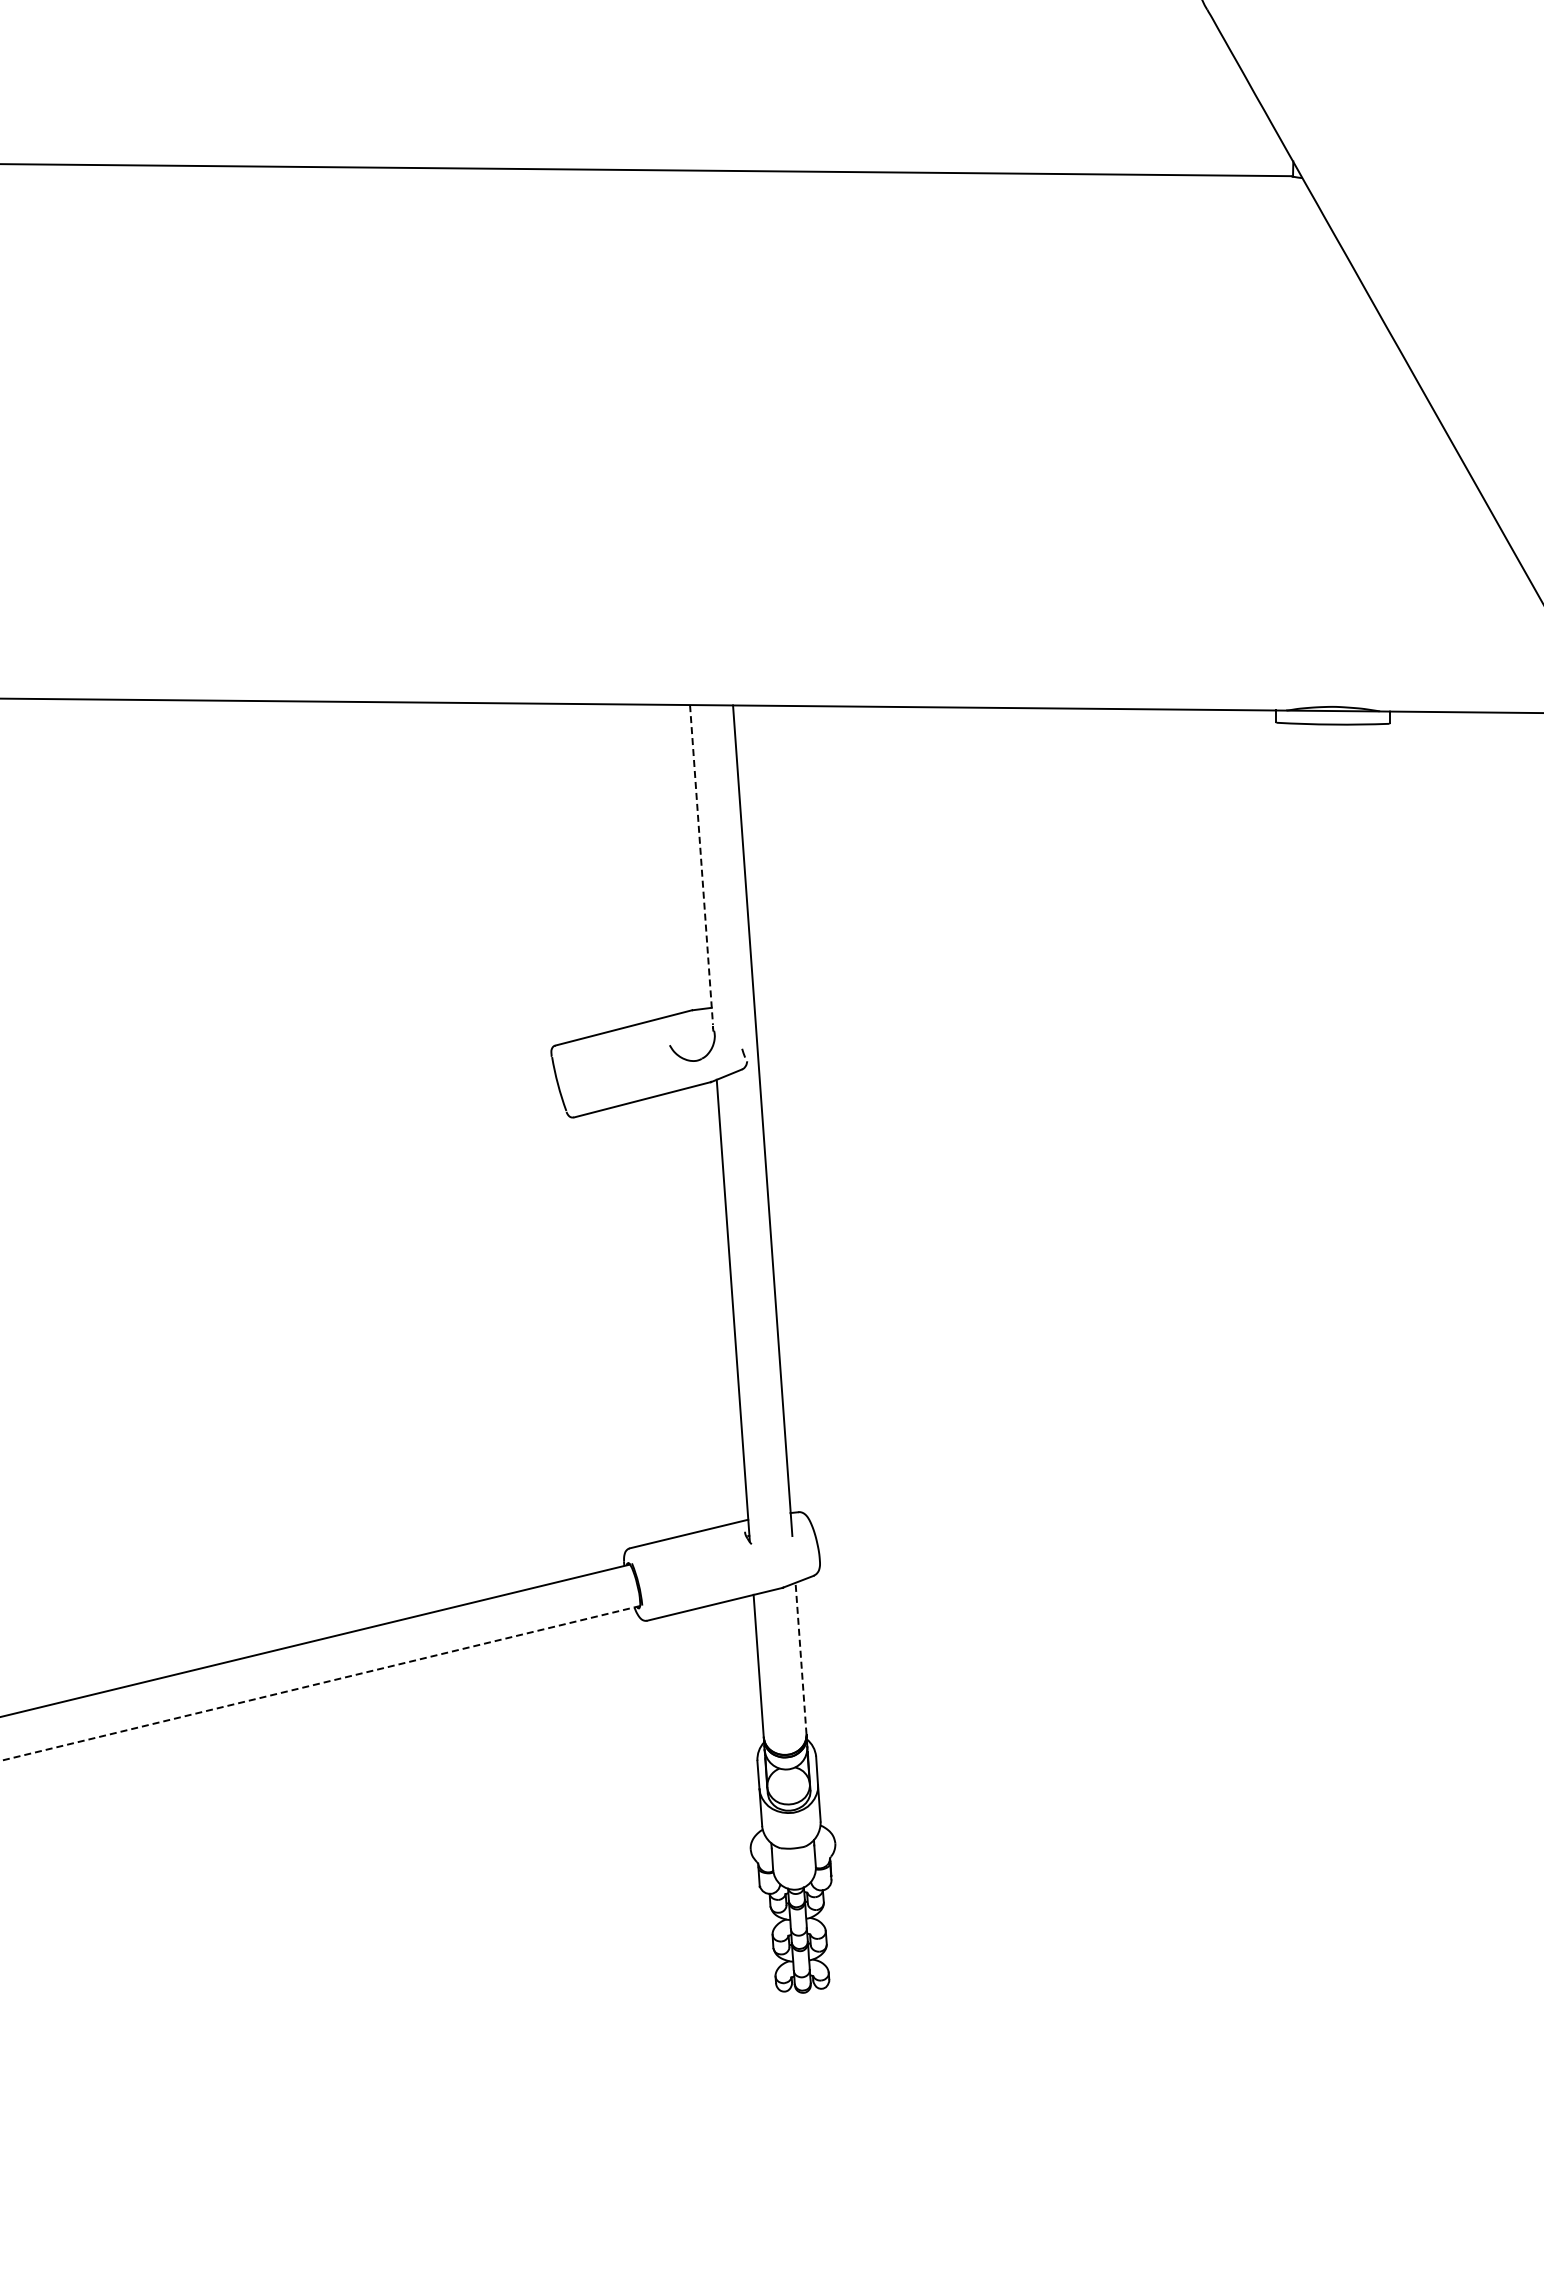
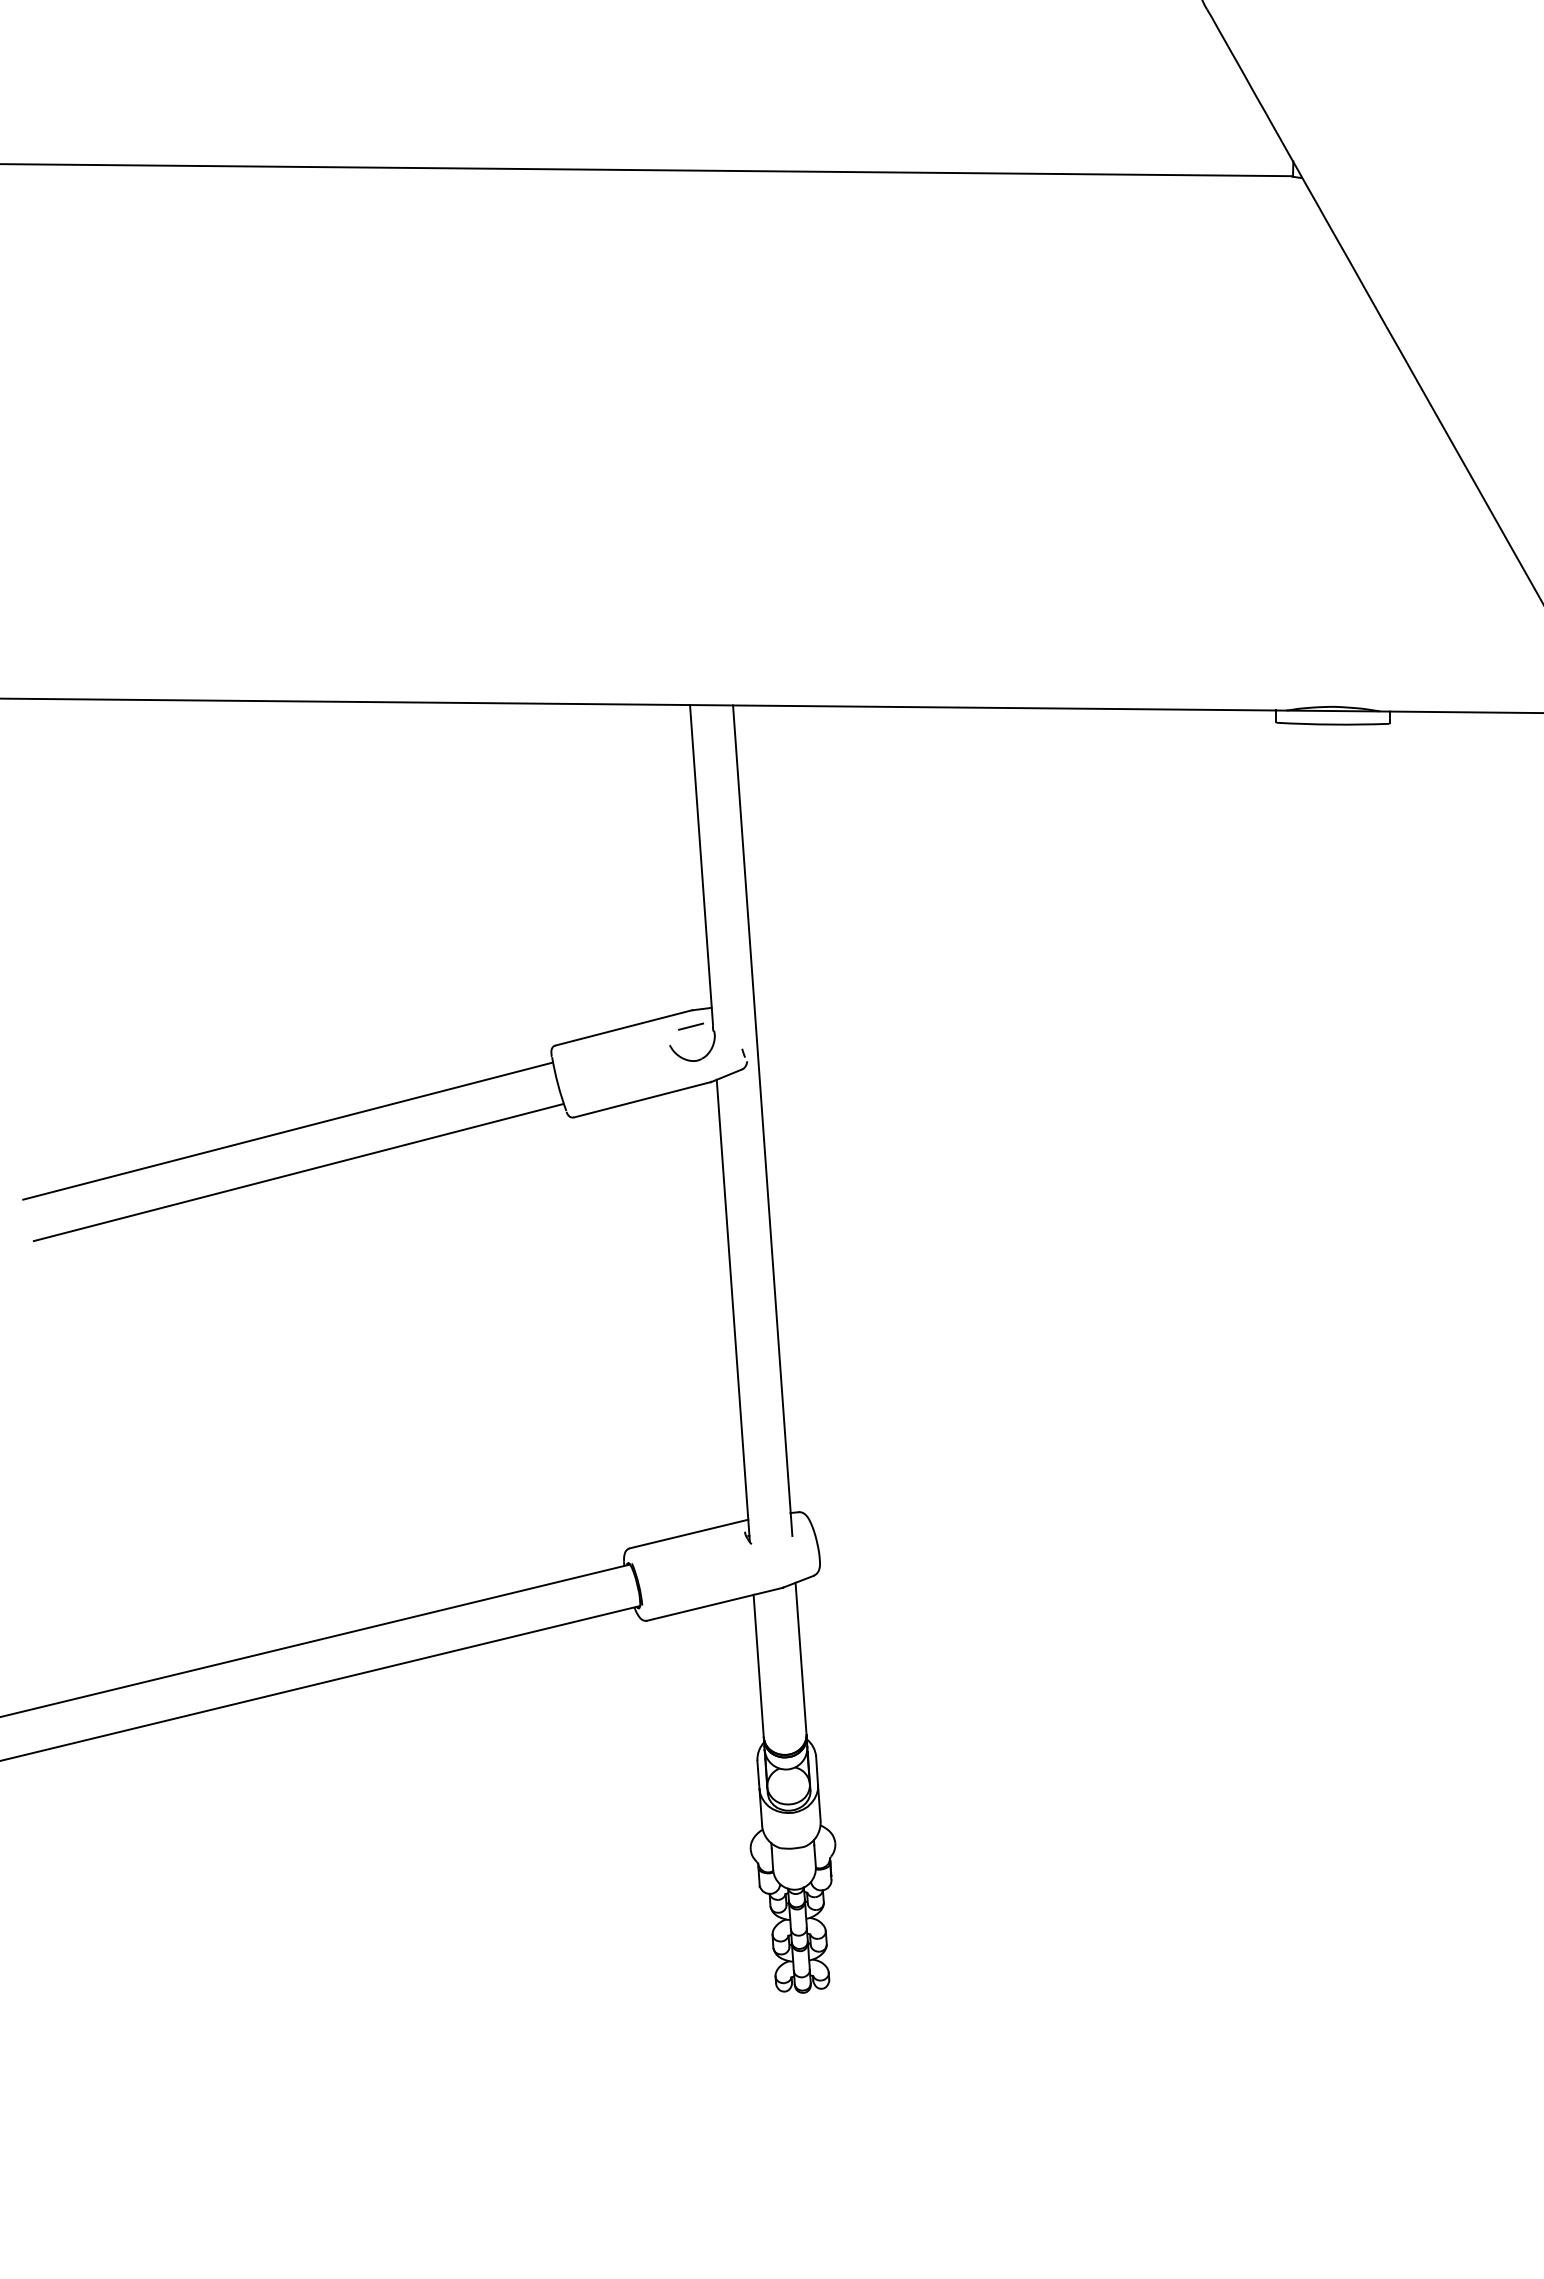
line: dashed -> solid (701, 865)
line: none -> present (691, 1026)
line: none -> present (287, 1130)
line: none -> present (298, 1172)
line: dashed -> solid (801, 1658)
line: dashed -> solid (320, 1683)
